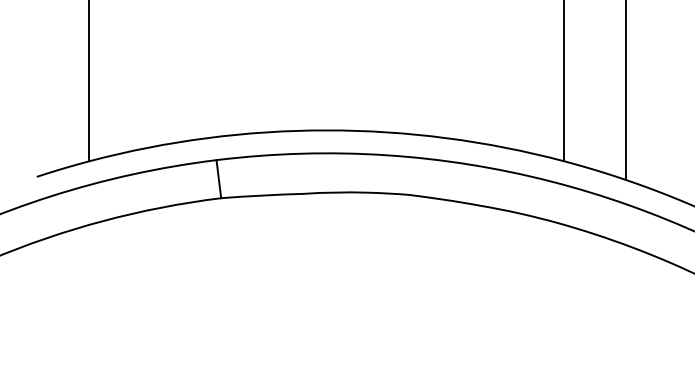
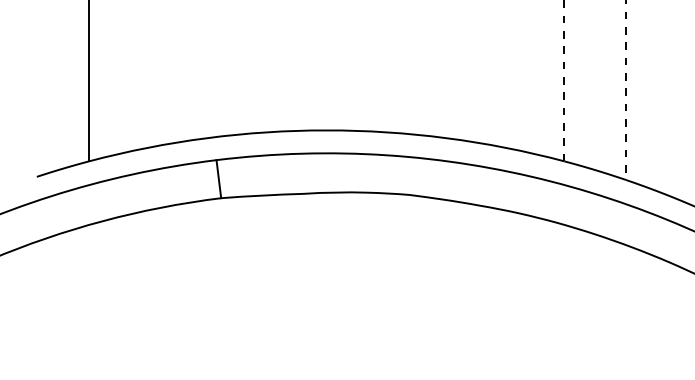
line: solid -> dashed (564, 80)
line: solid -> dashed (625, 90)
